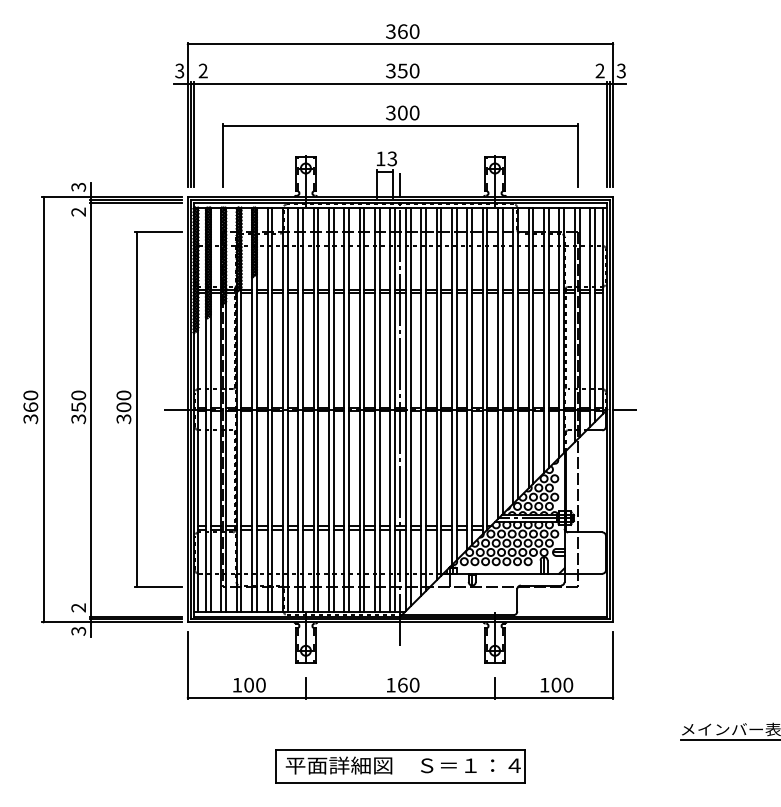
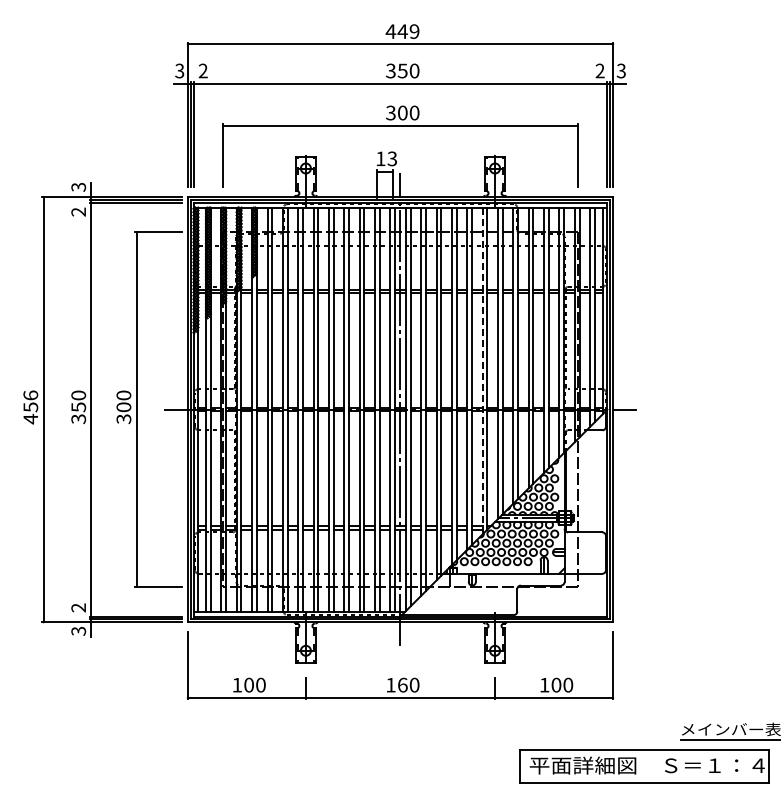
text: 360 -> 449 (402, 31)
line: solid -> dashed (482, 371)
text: 360 -> 456 (30, 407)
part position: (400, 766) -> (644, 766) (644, 766)
